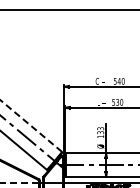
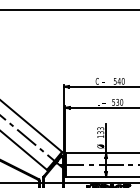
line: dashed -> solid (30, 125)
line: dashed -> solid (19, 182)
